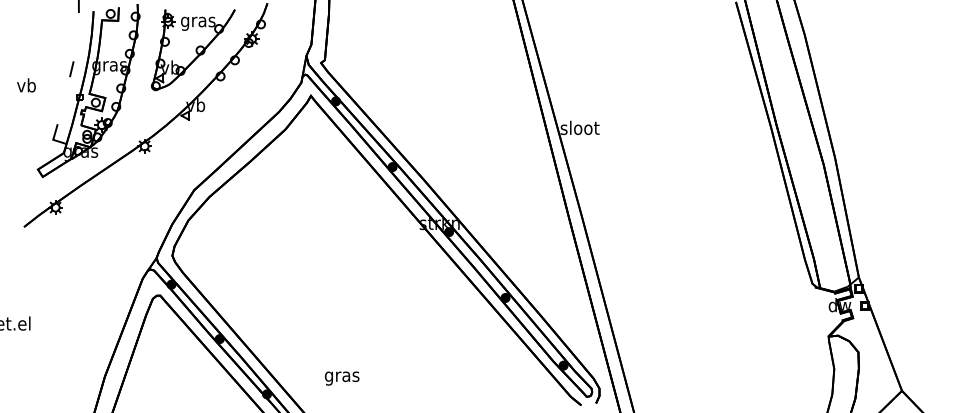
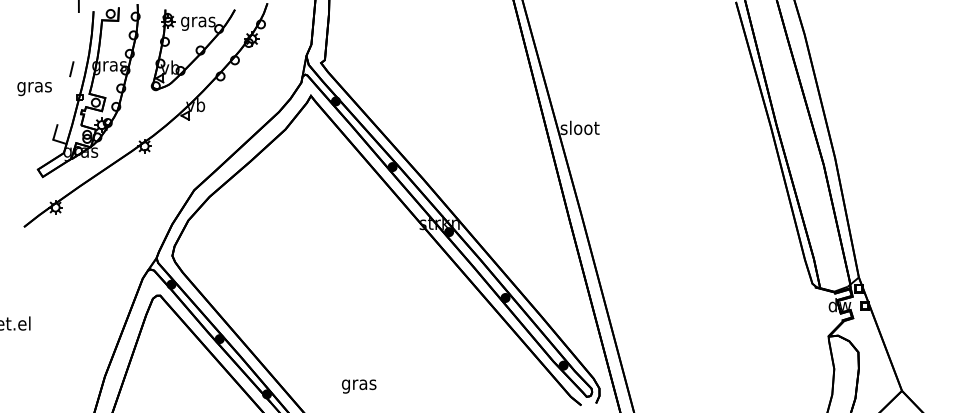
text: vb -> gras (34, 87)
text position: (342, 378) -> (359, 386) (359, 386)
